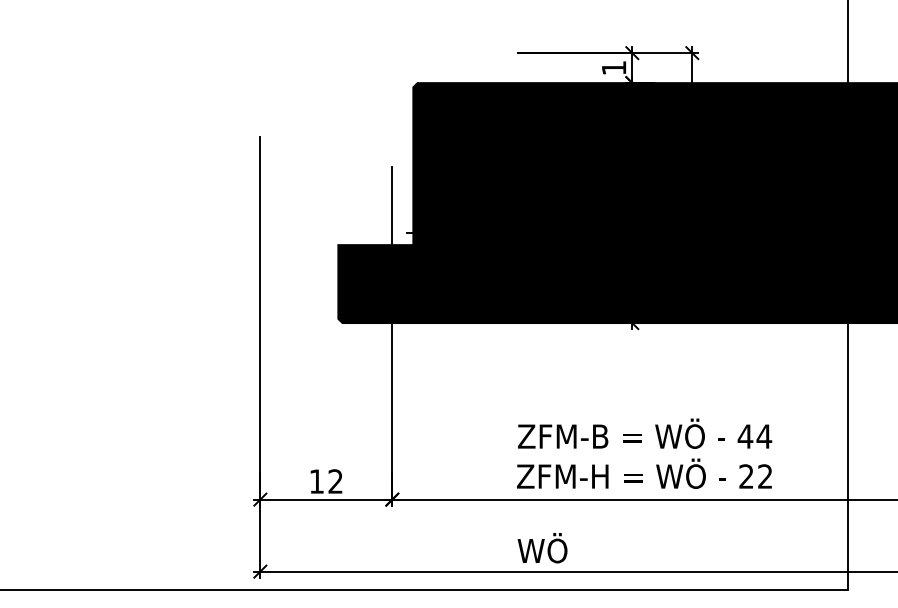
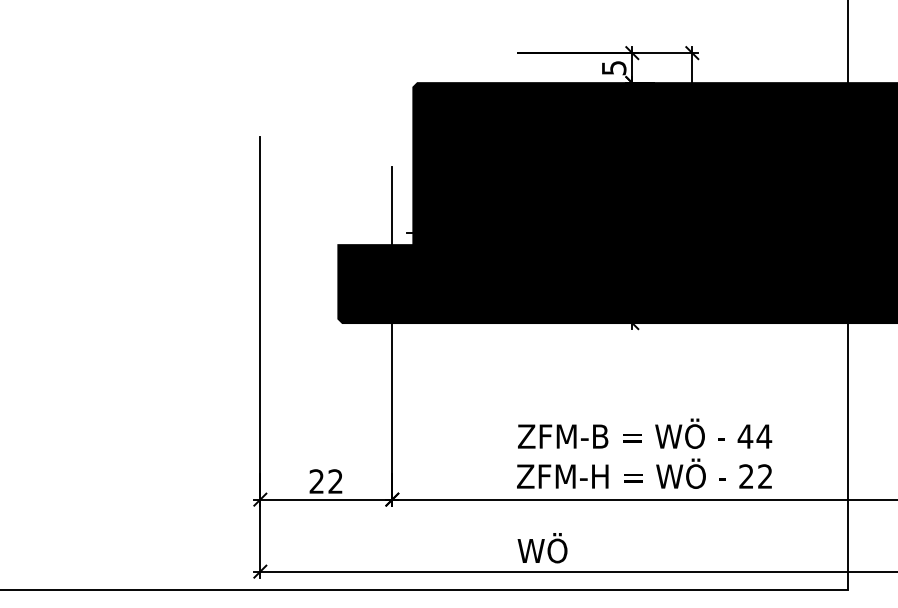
text: 1 -> 5 (614, 68)
text: 12 -> 22 (316, 481)
